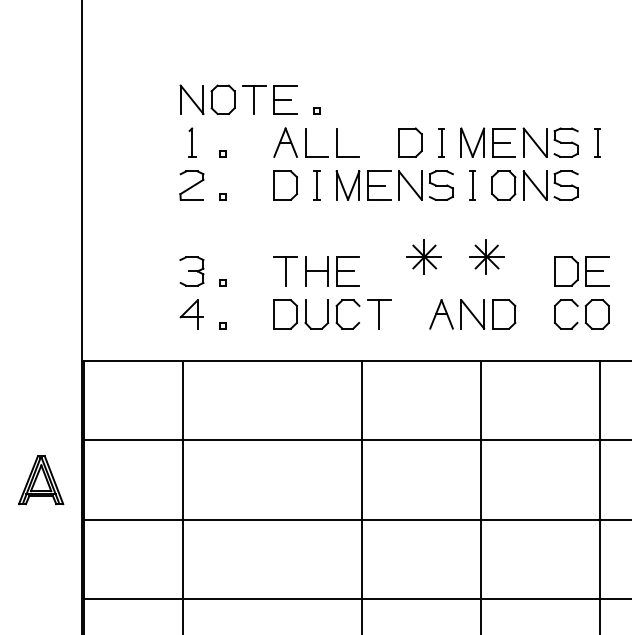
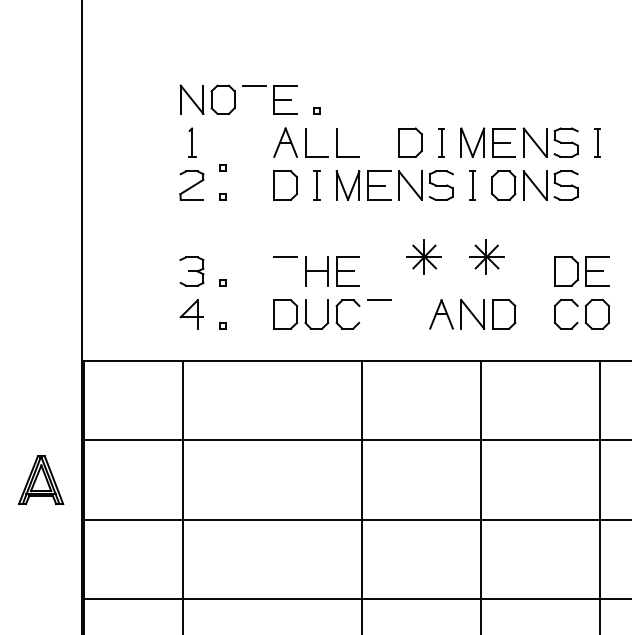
line: present -> none (254, 99)
part position: (222, 153) -> (222, 167) (222, 167)
line: present -> none (285, 271)
line: present -> none (379, 314)
